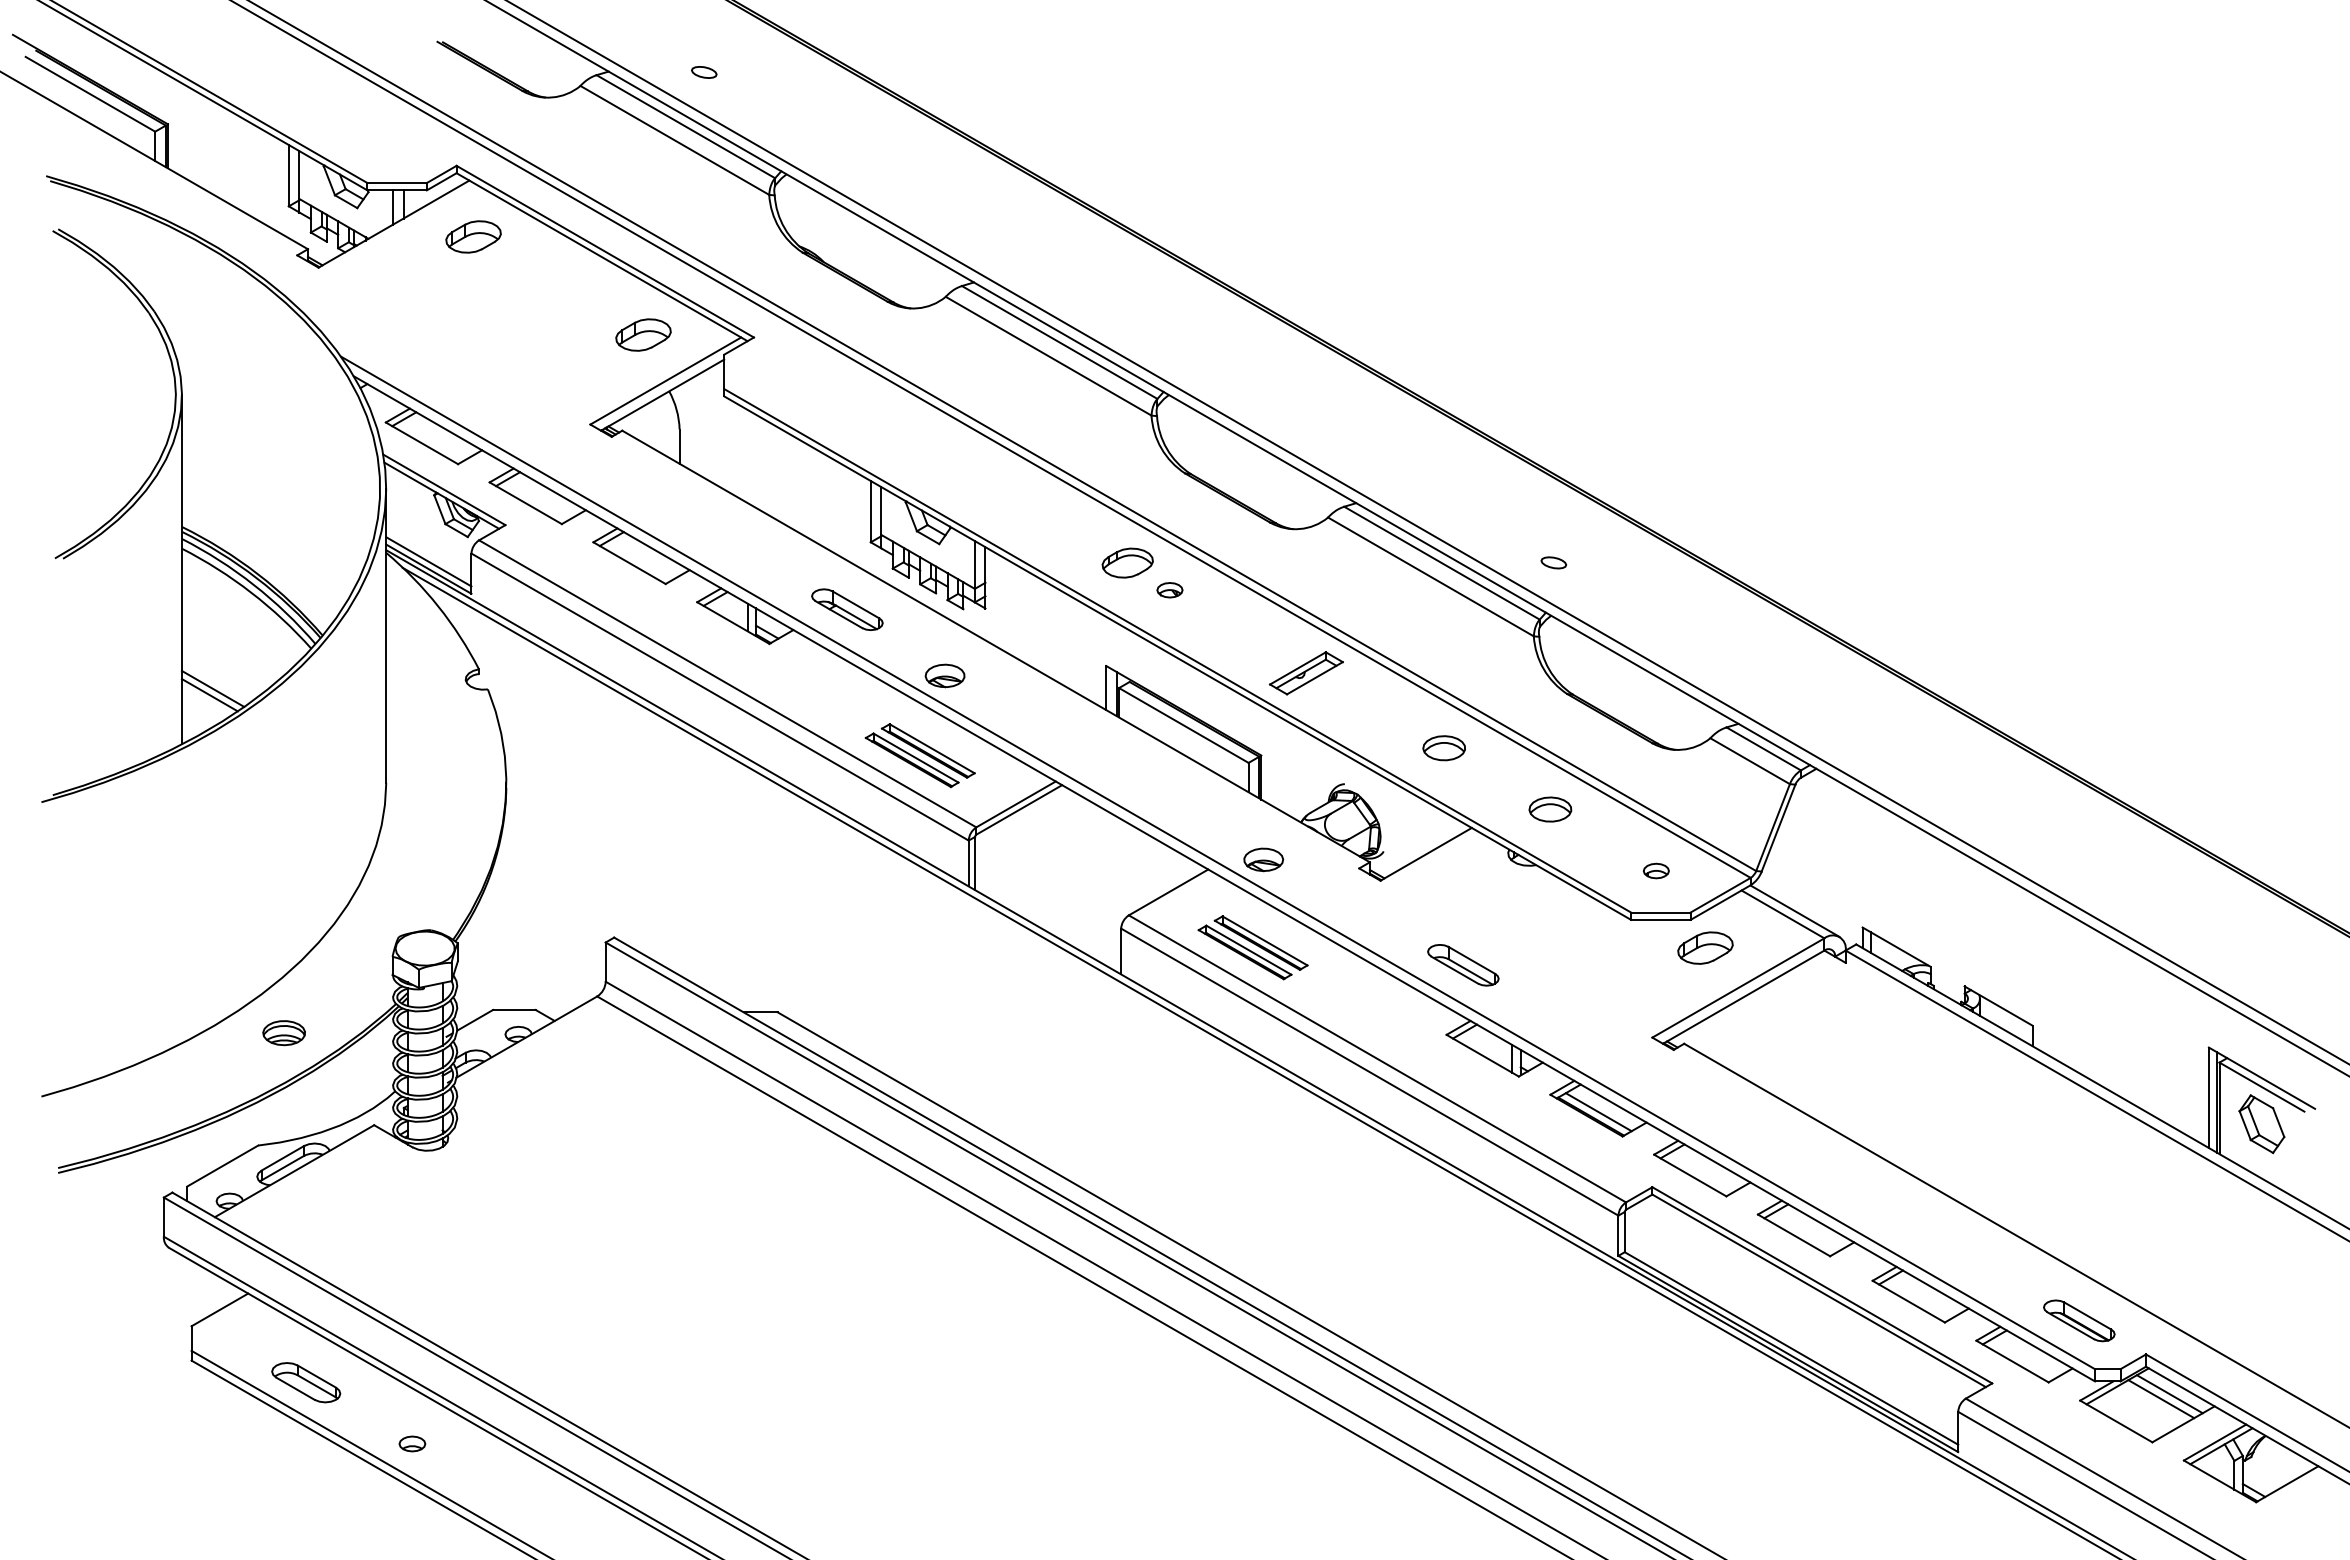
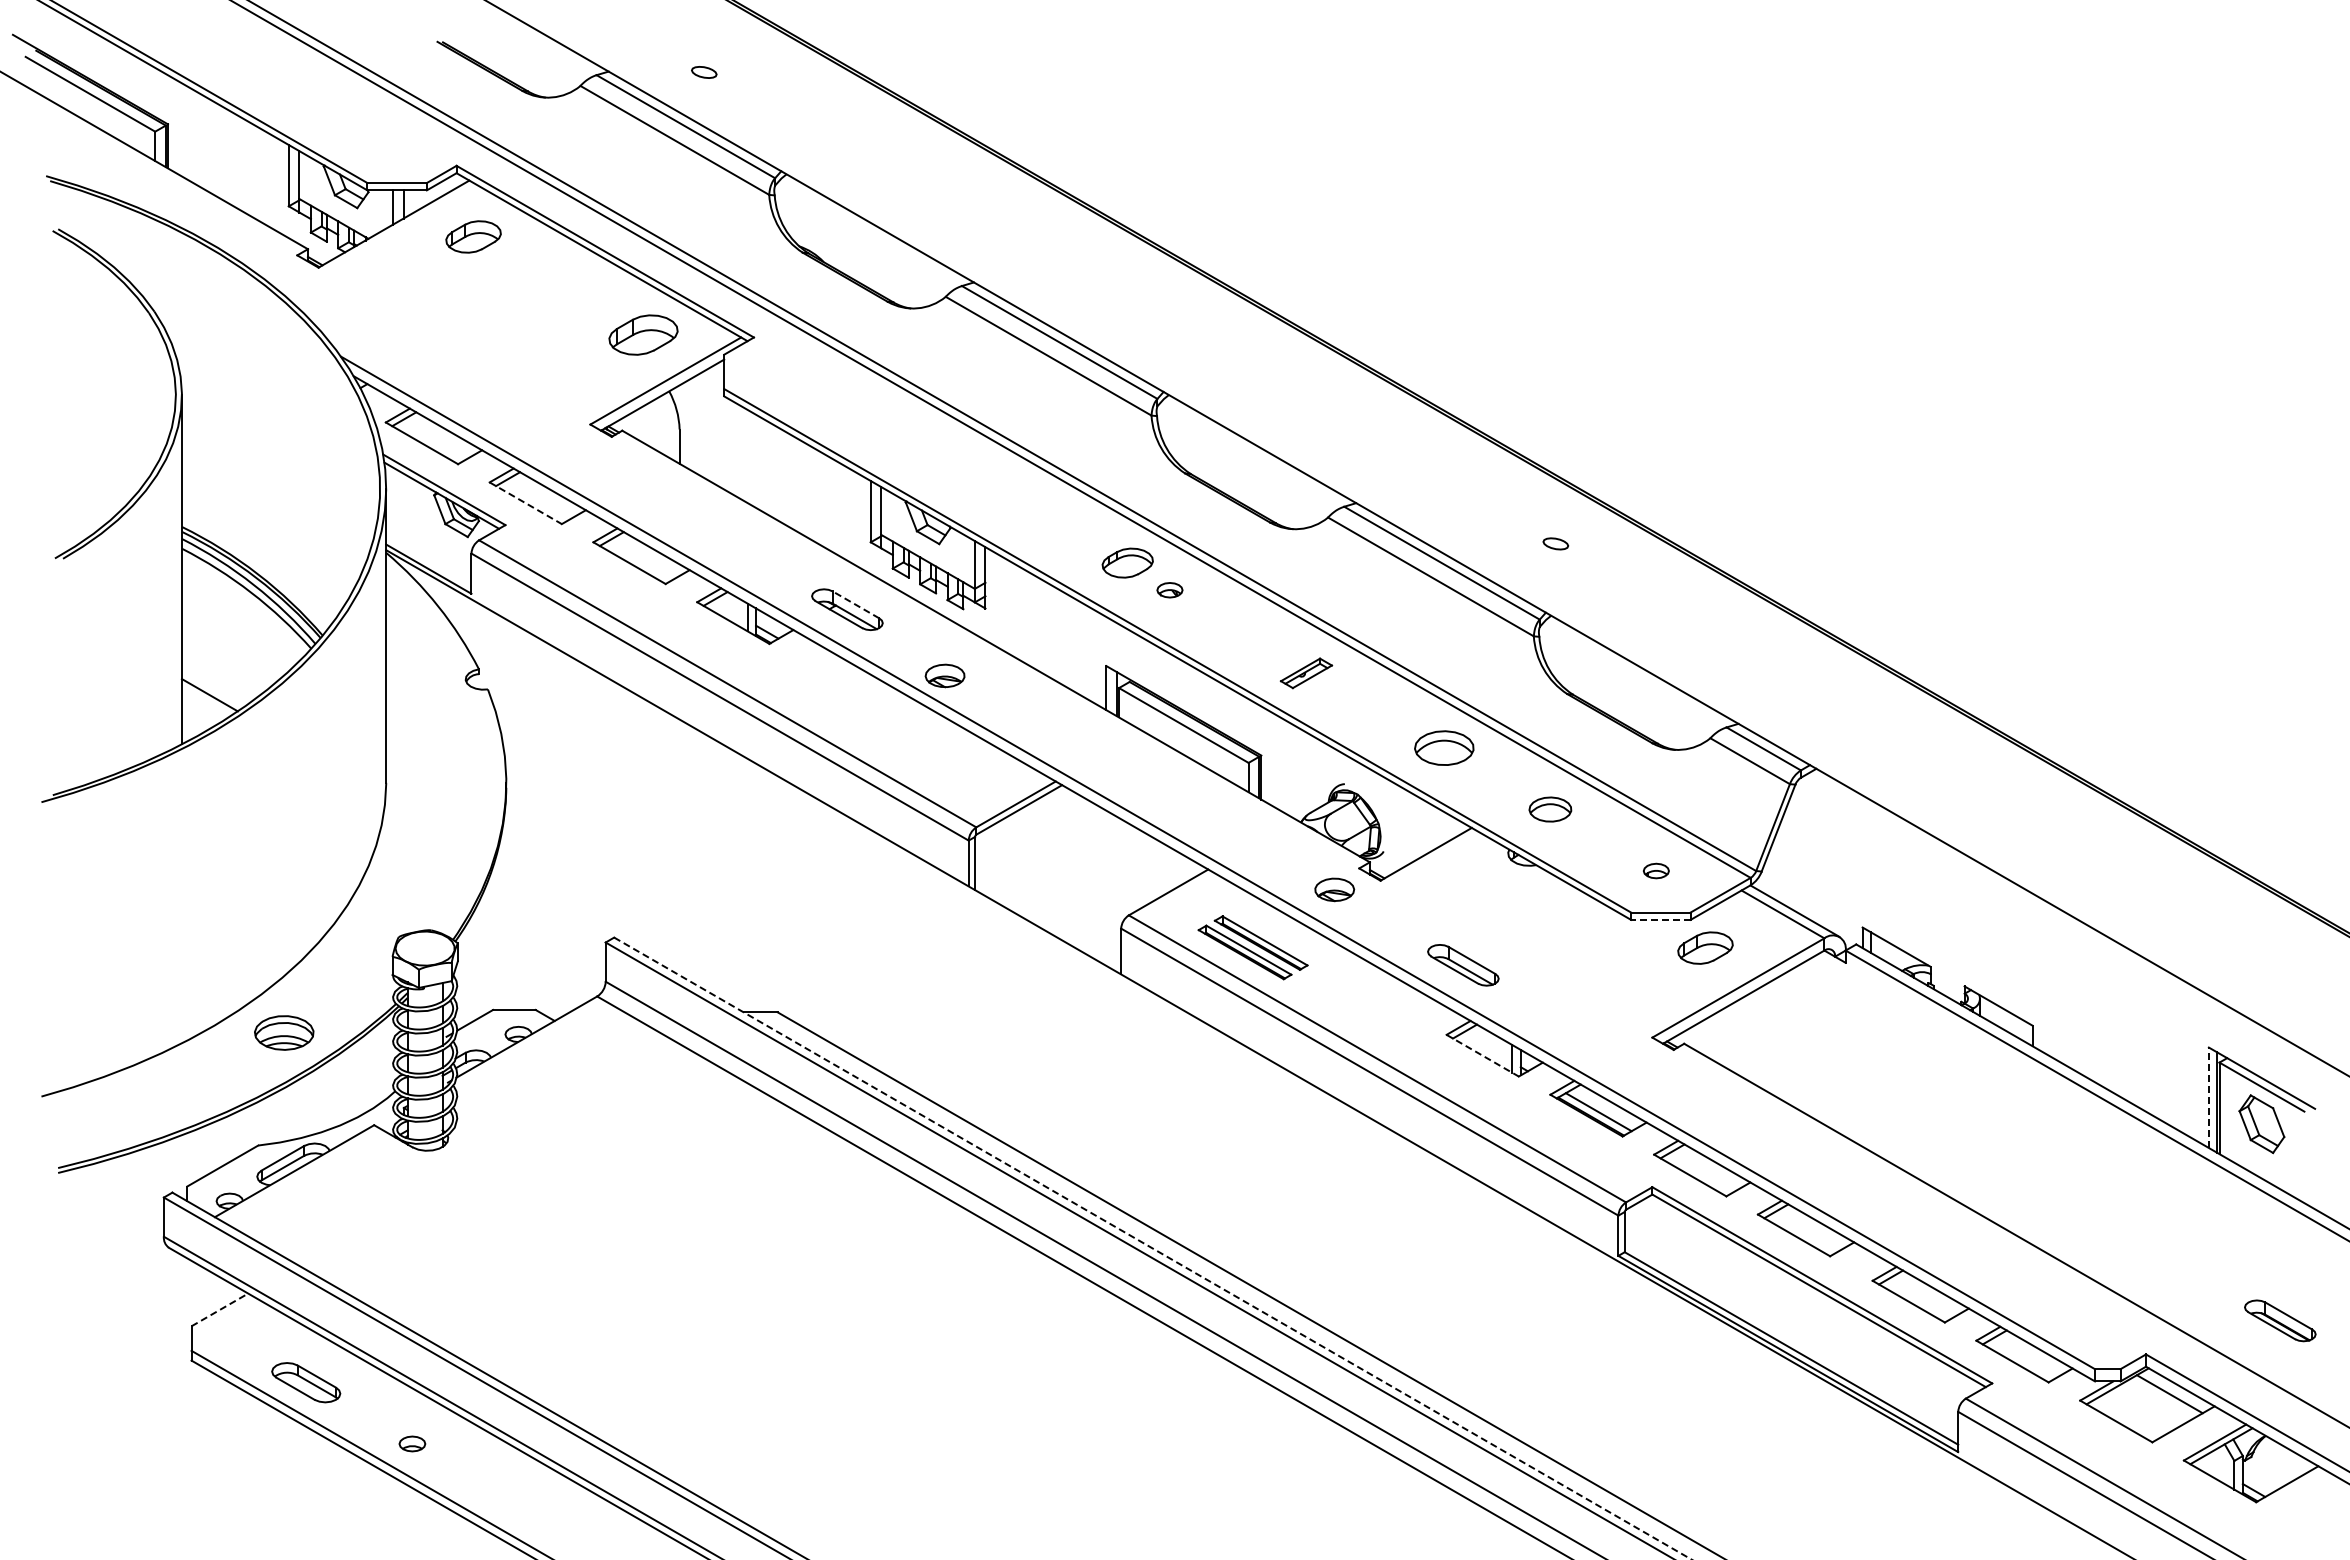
part size: 57x34 px -> 71x42 px (643, 334)
line: solid -> dashed (525, 503)
line: present -> none (1427, 532)
line: present -> none (428, 561)
part position: (1553, 562) -> (1555, 543) (1555, 543)
line: solid -> dashed (855, 604)
part size: 75x45 px -> 55x33 px (1306, 673)
line: present -> none (212, 688)
part size: 44x27 px -> 61x36 px (1444, 747)
part: present -> none (919, 755)
part position: (1263, 859) -> (1334, 889) (1334, 889)
line: solid -> dashed (1660, 919)
part size: 44x27 px -> 61x36 px (284, 1032)
line: solid -> dashed (1482, 1055)
line: present -> none (1258, 1061)
line: solid -> dashed (2208, 1097)
line: solid -> dashed (1153, 1248)
line: solid -> dashed (219, 1309)
part position: (2079, 1320) -> (2280, 1320) (2280, 1320)
line: present -> none (2161, 1399)
